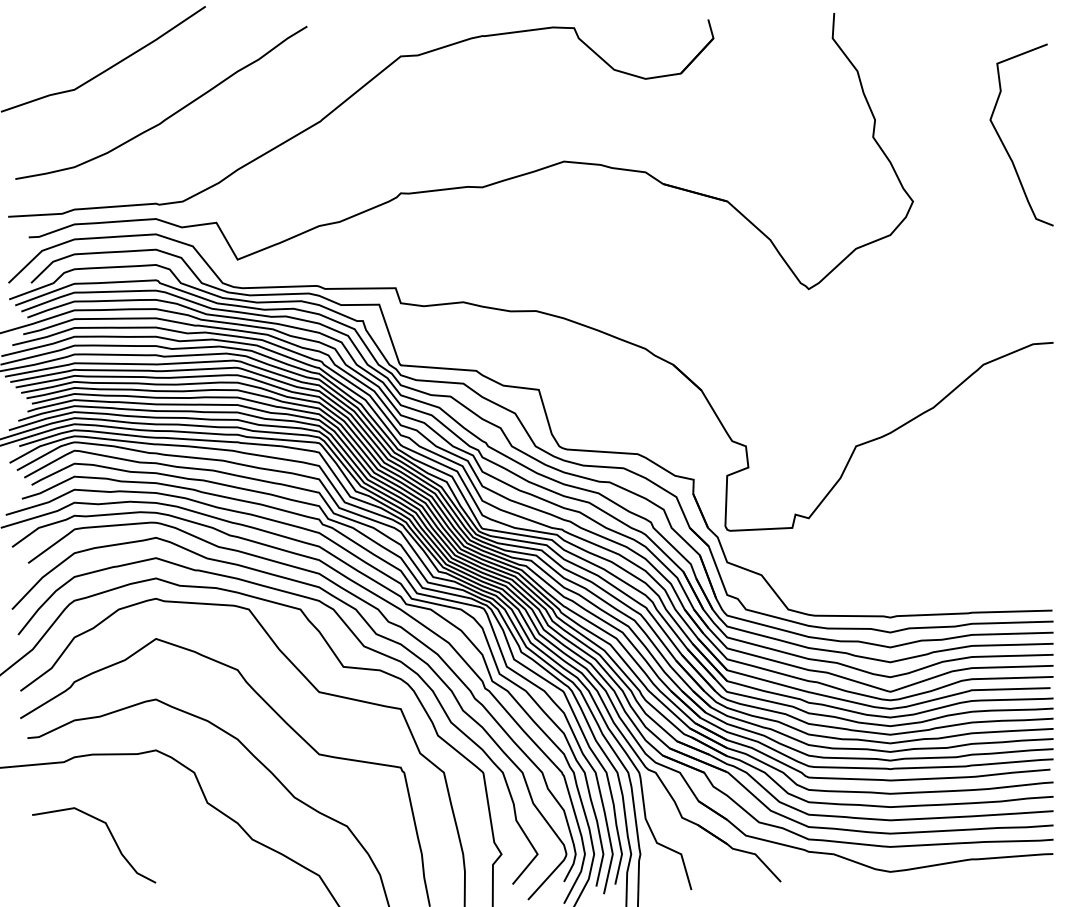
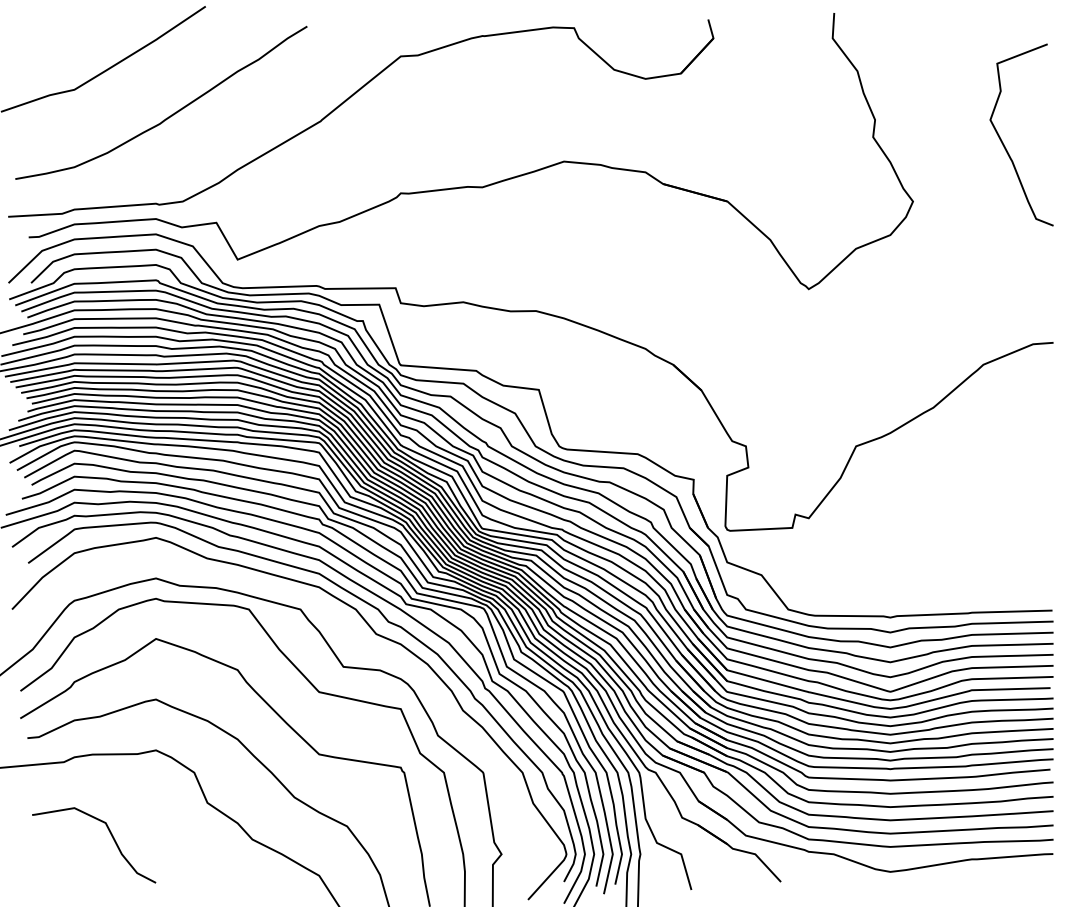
curve: present -> none (362, 646)
